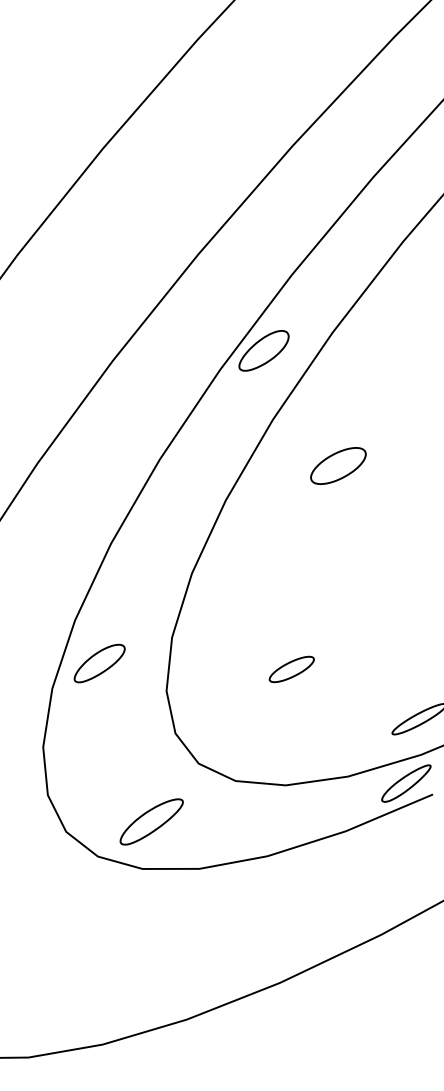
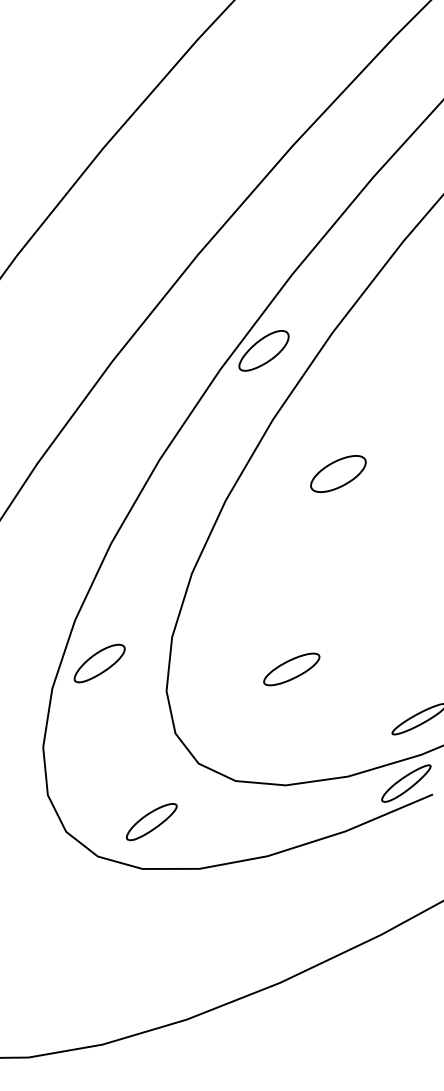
part position: (338, 465) -> (338, 473) (338, 473)
part size: 47x29 px -> 58x35 px (291, 669)
part size: 65x48 px -> 52x39 px (151, 822)
